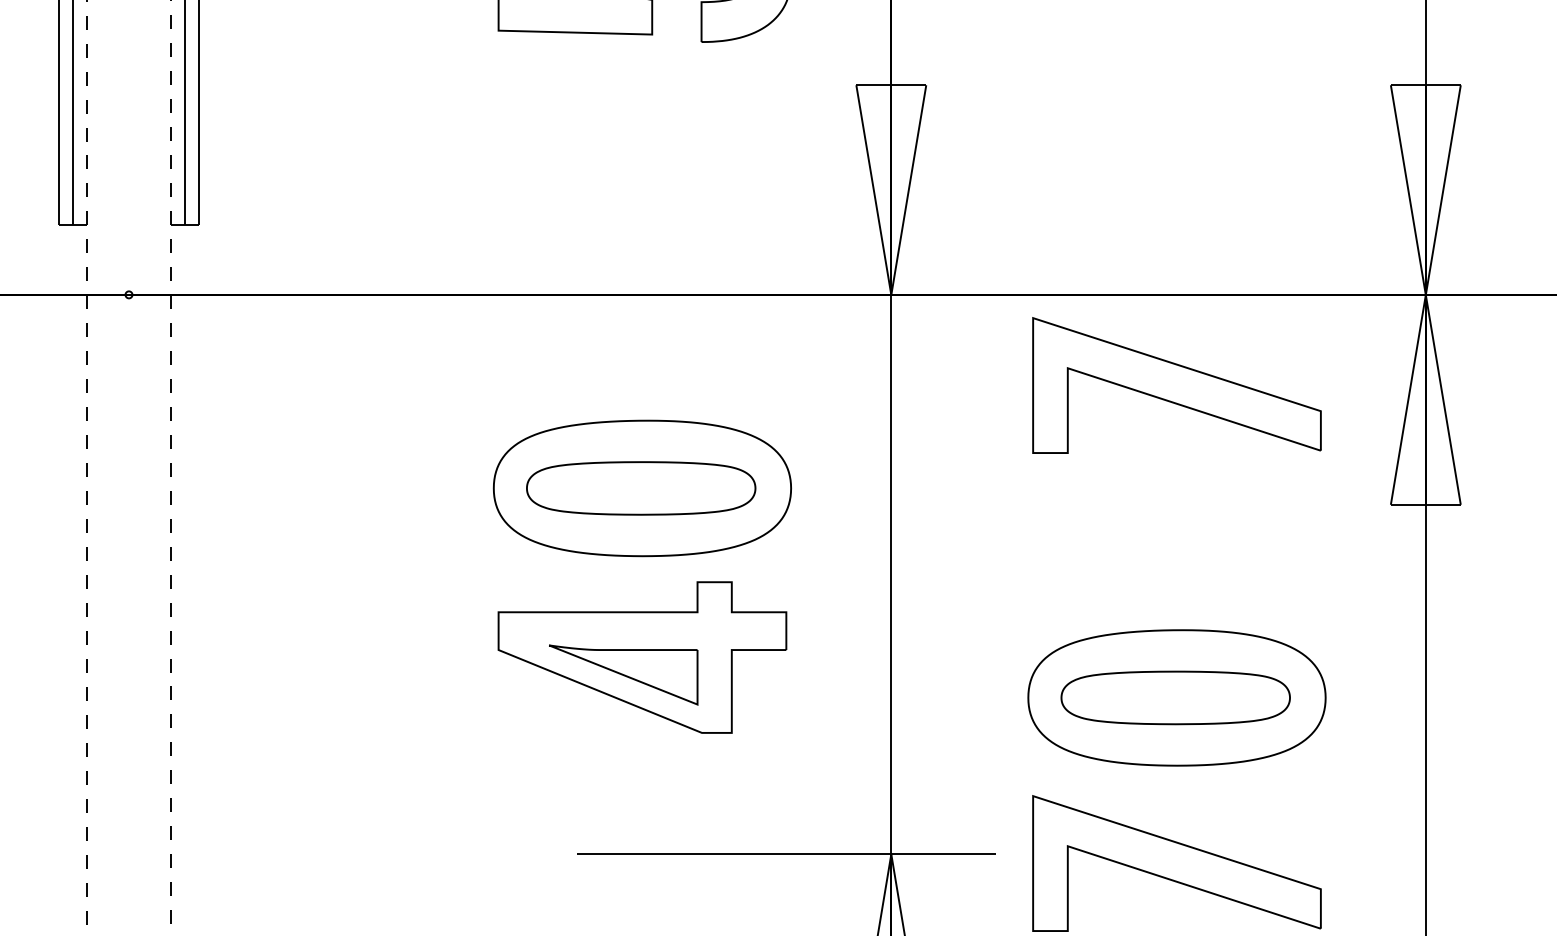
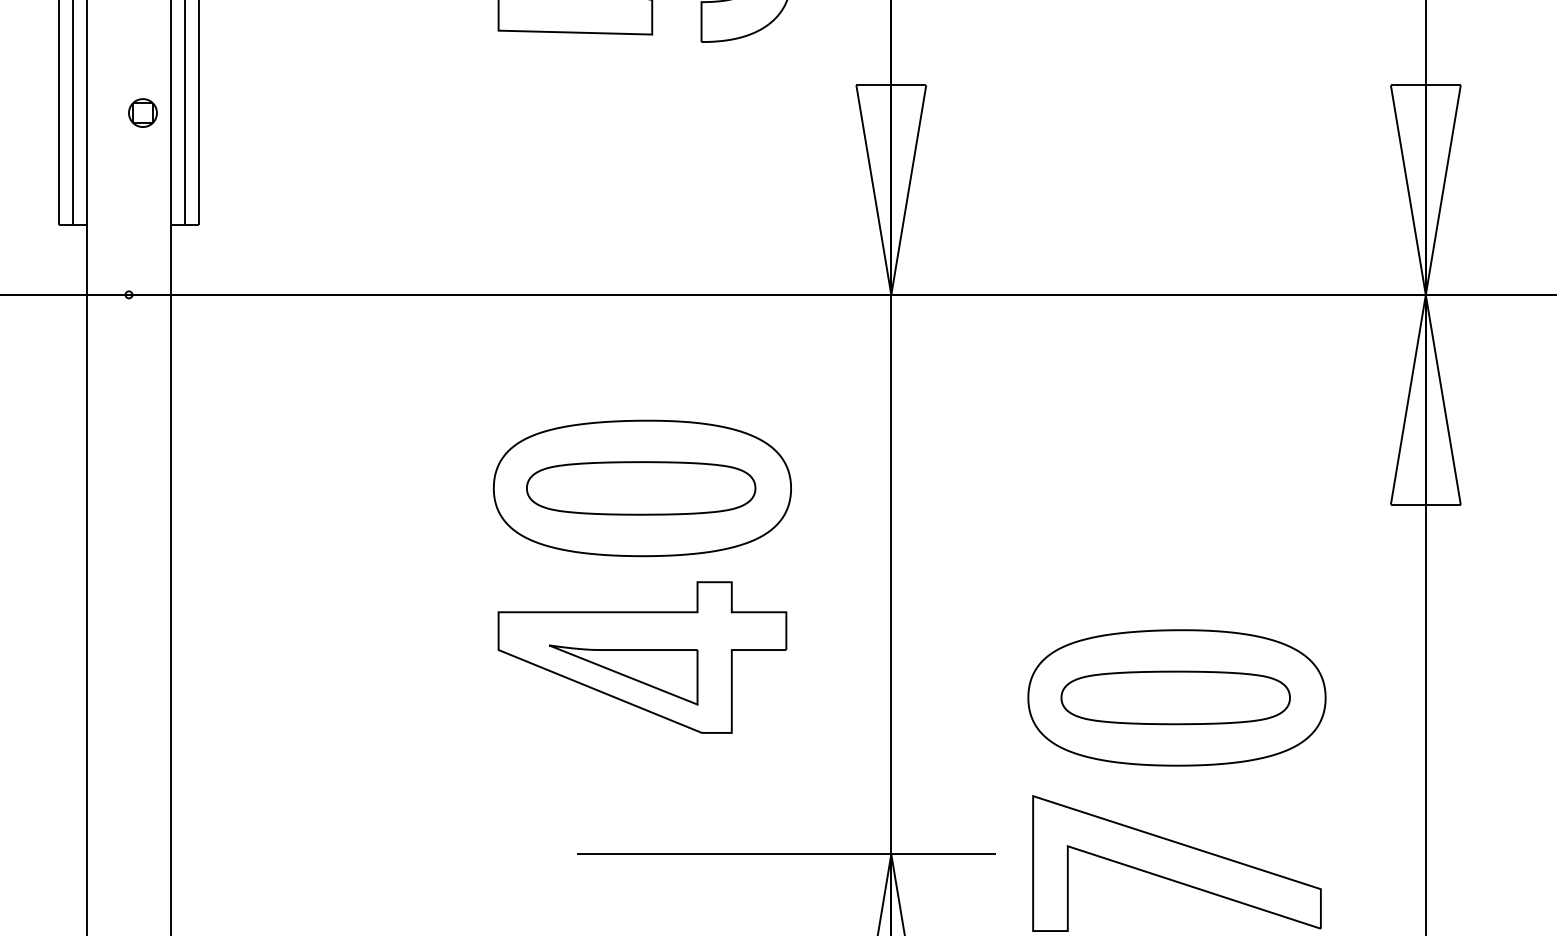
part: none -> present (142, 112)
part: present -> none (1176, 385)
line: dashed -> solid (87, 467)
line: dashed -> solid (170, 468)
